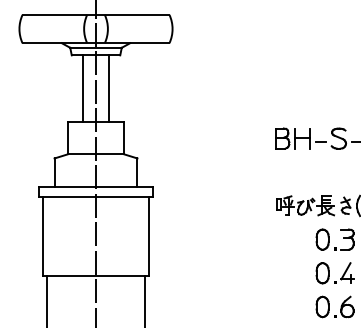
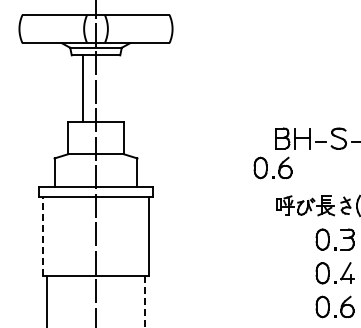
line: present -> none (109, 88)
part: none -> present (272, 167)
line: solid -> dashed (43, 235)
line: solid -> dashed (145, 301)
